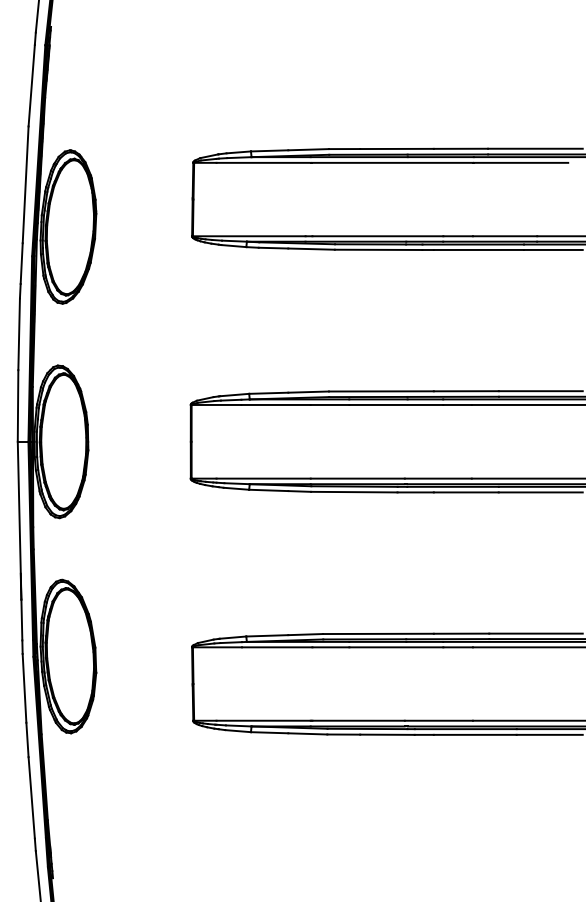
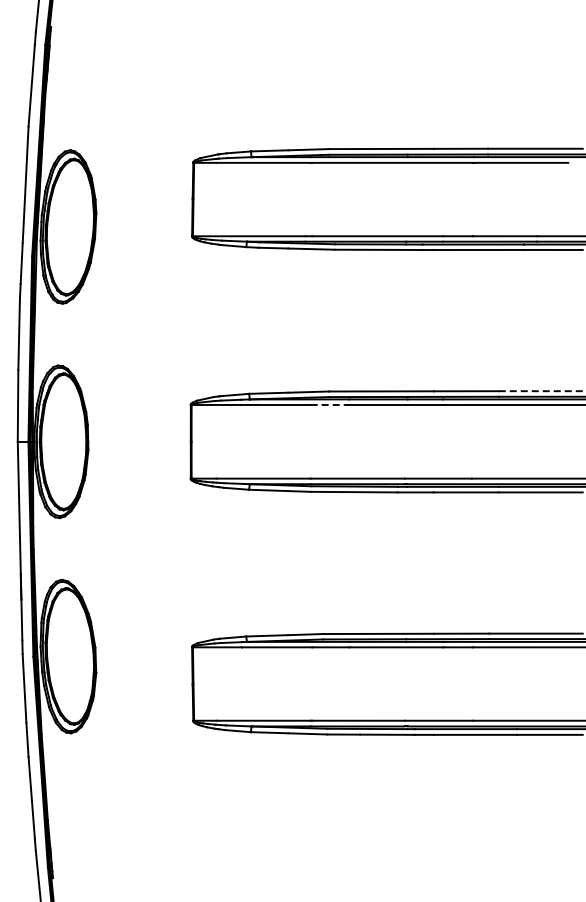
line: solid -> dashed (540, 391)
line: solid -> dashed (330, 404)
